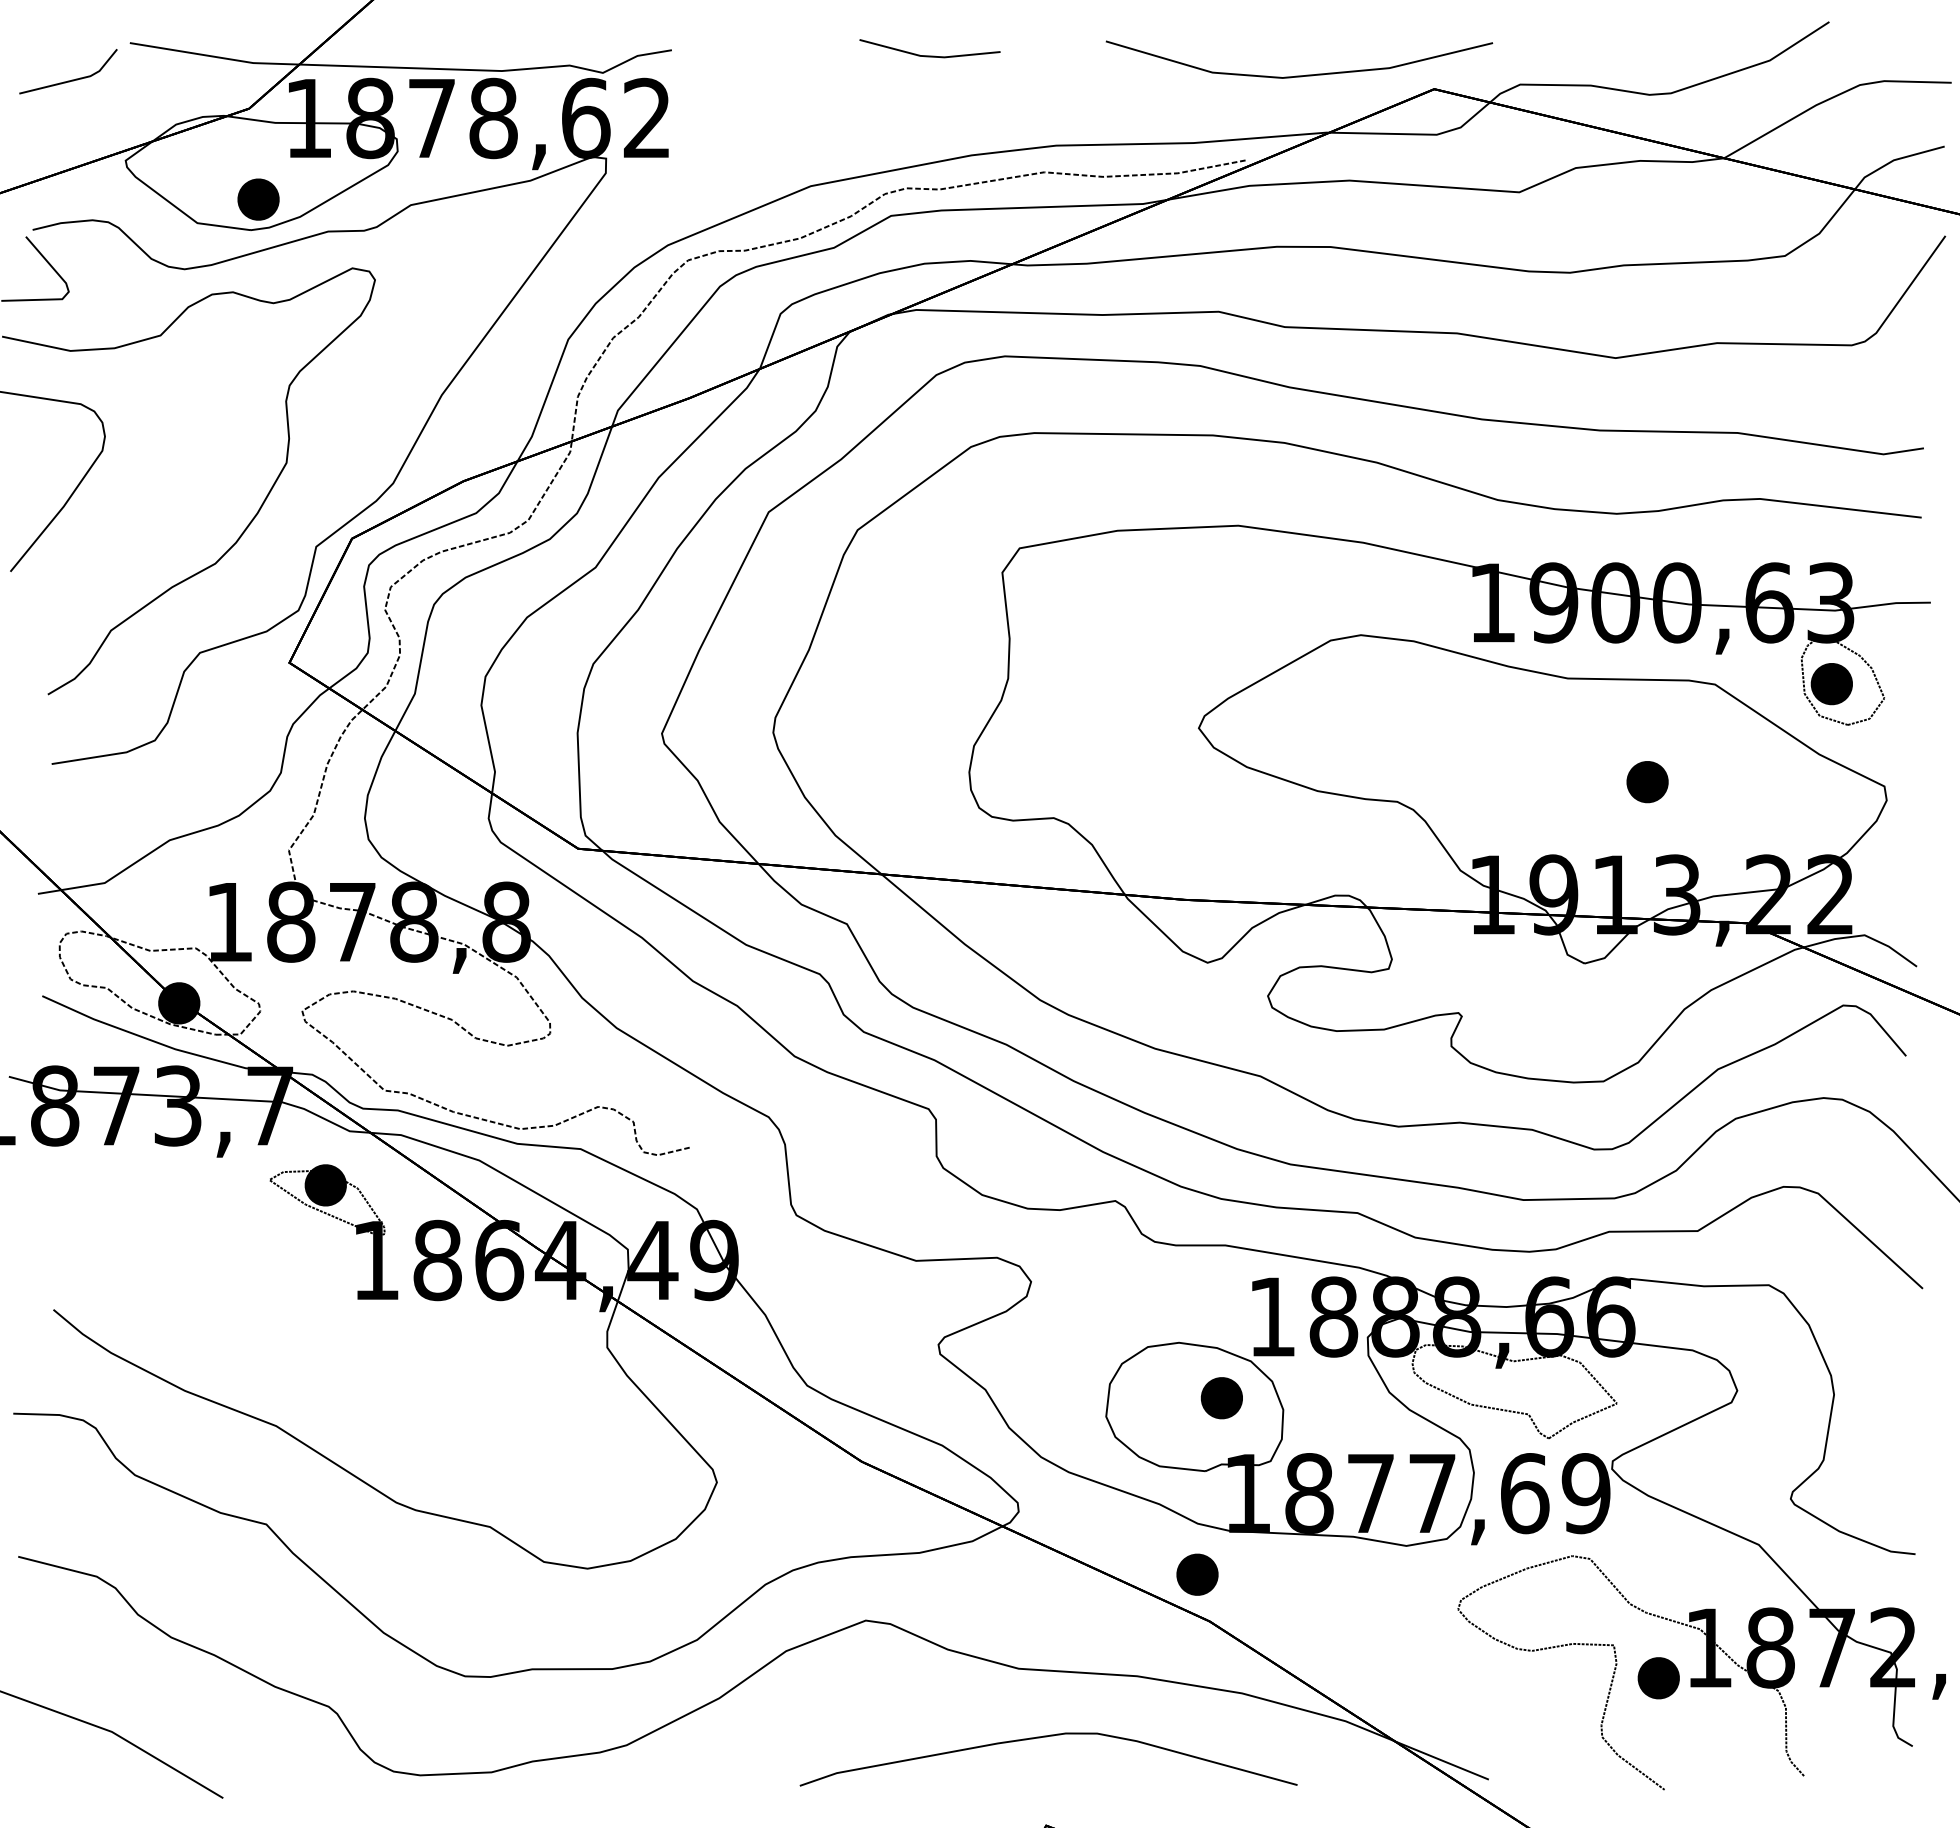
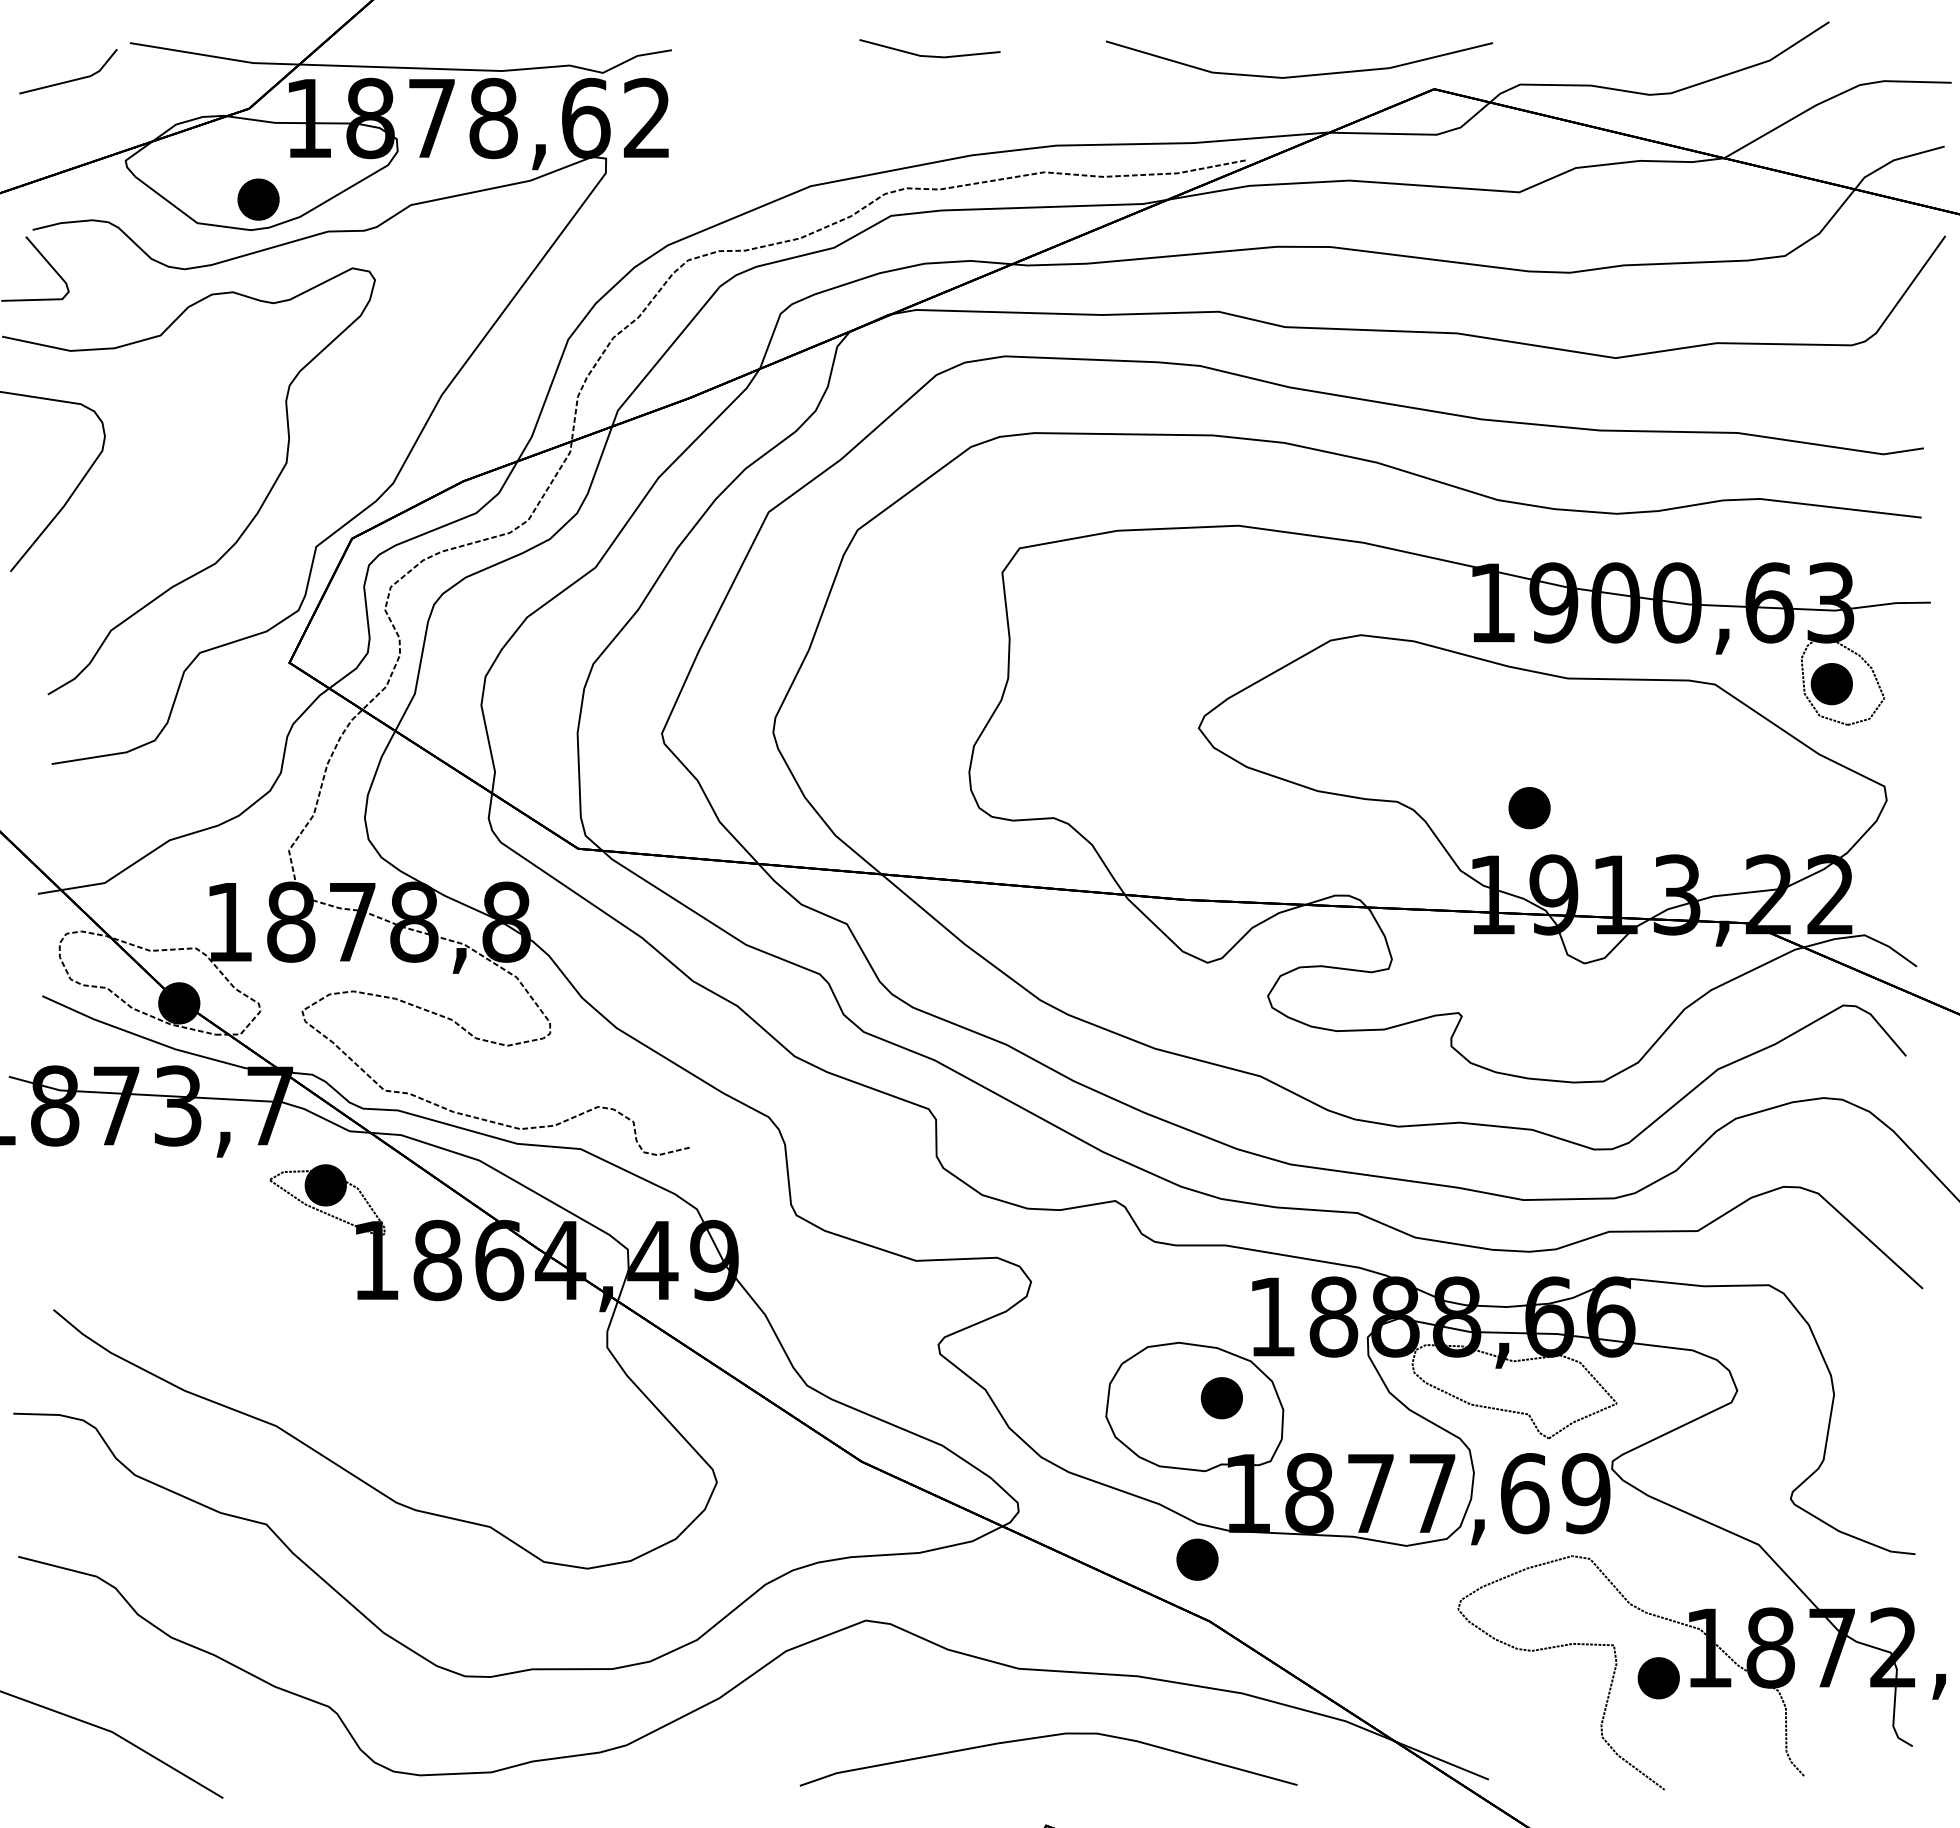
part position: (1647, 782) -> (1529, 808) (1529, 808)
part position: (1197, 1574) -> (1197, 1559) (1197, 1559)
